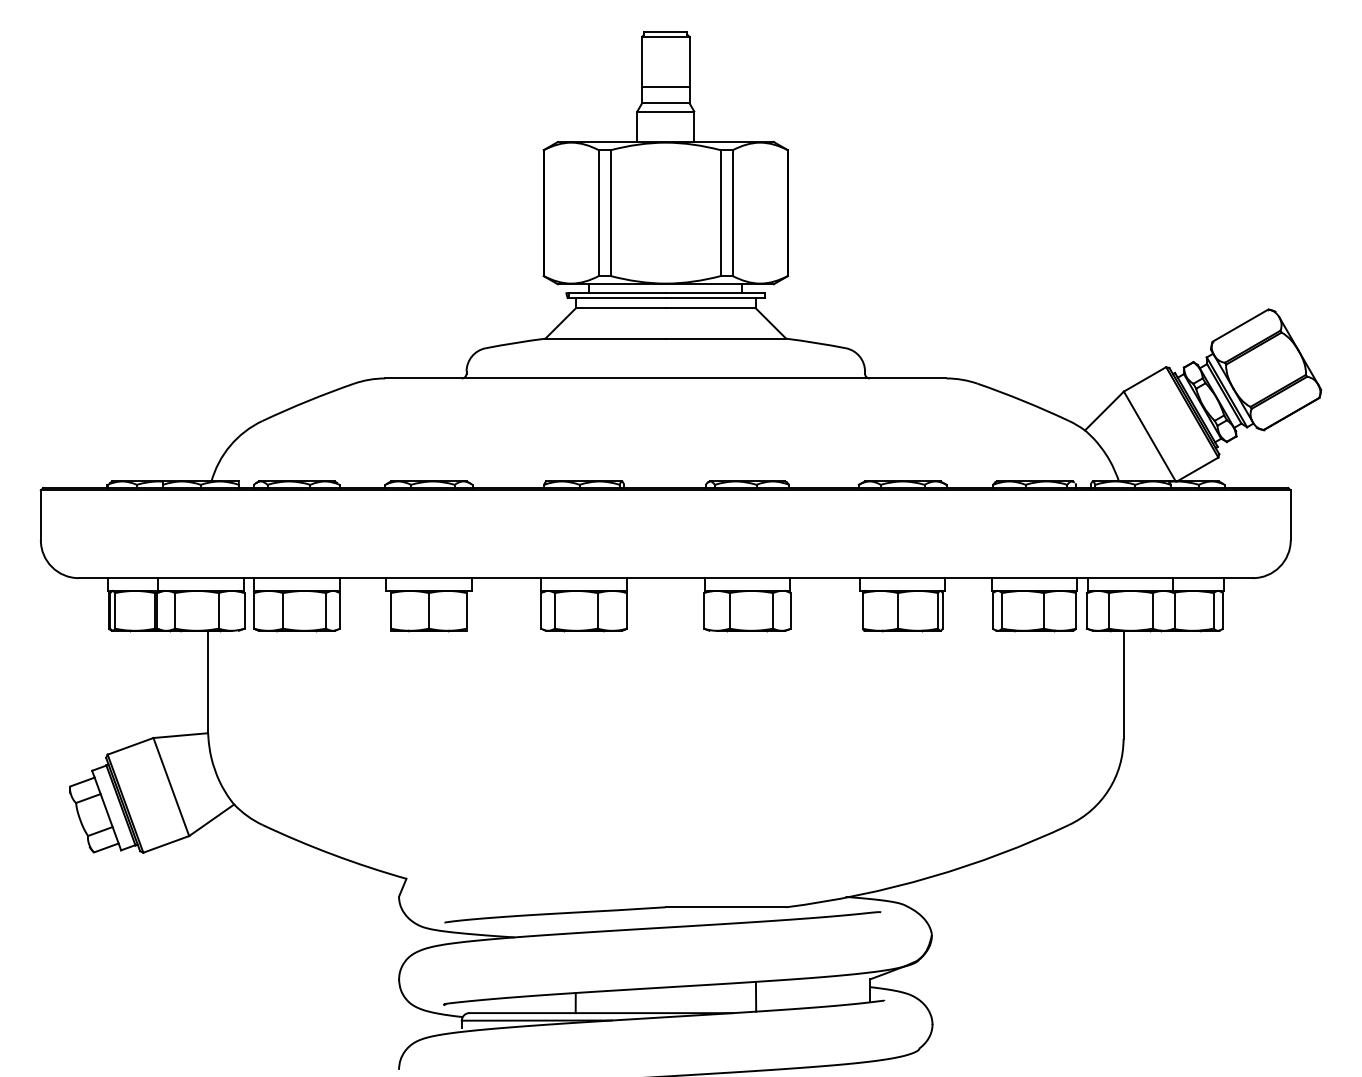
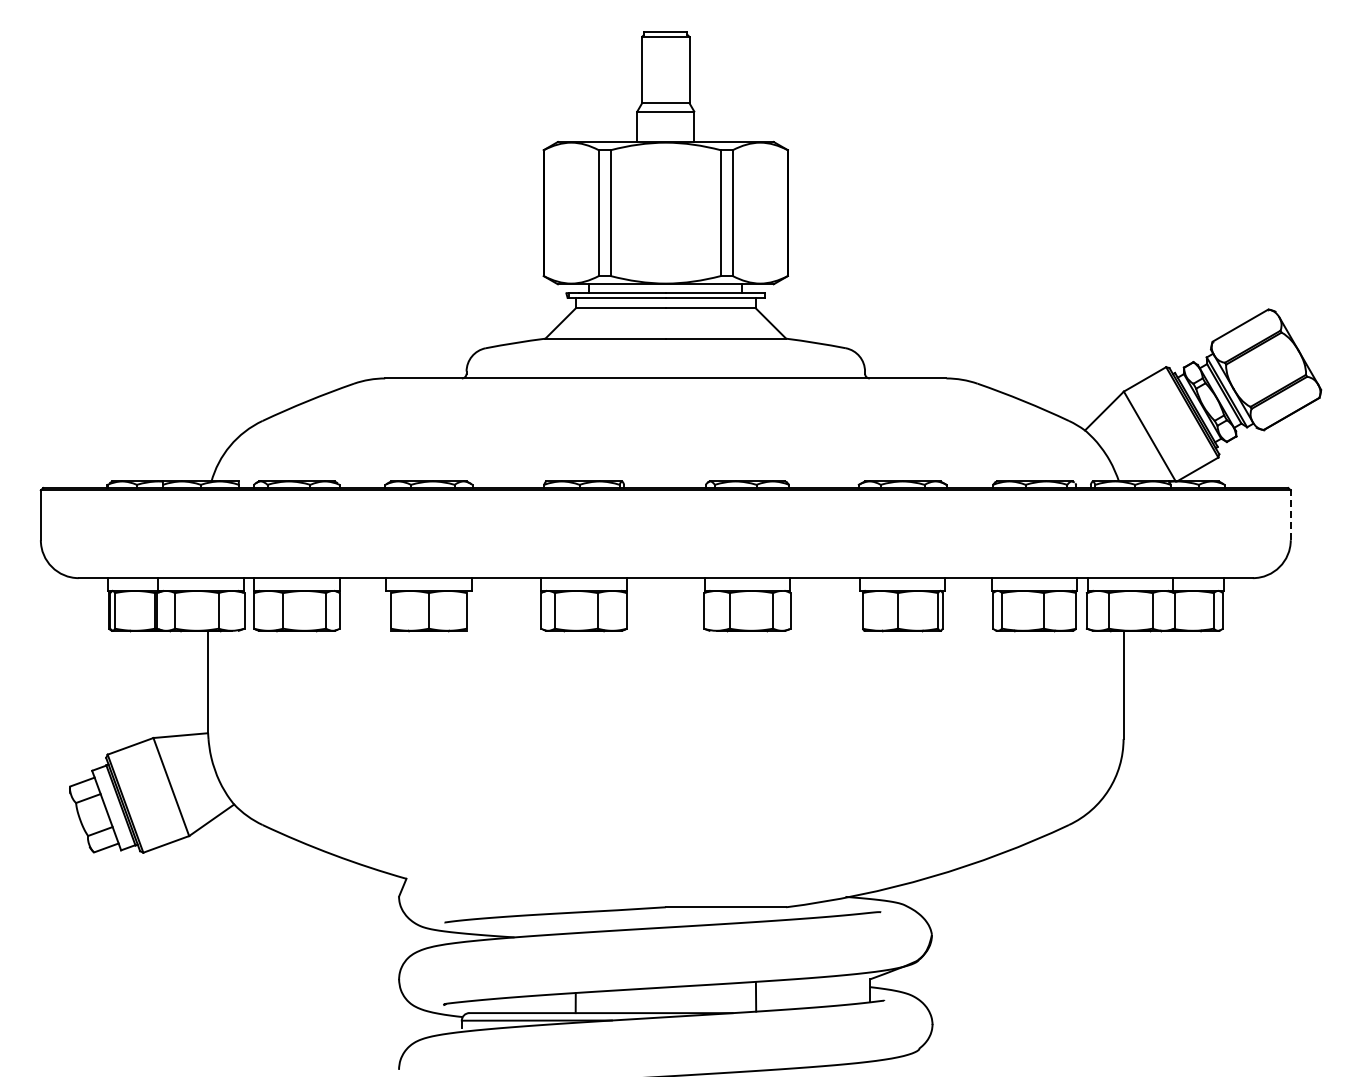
line: present -> none (665, 86)
line: solid -> dashed (1290, 515)
